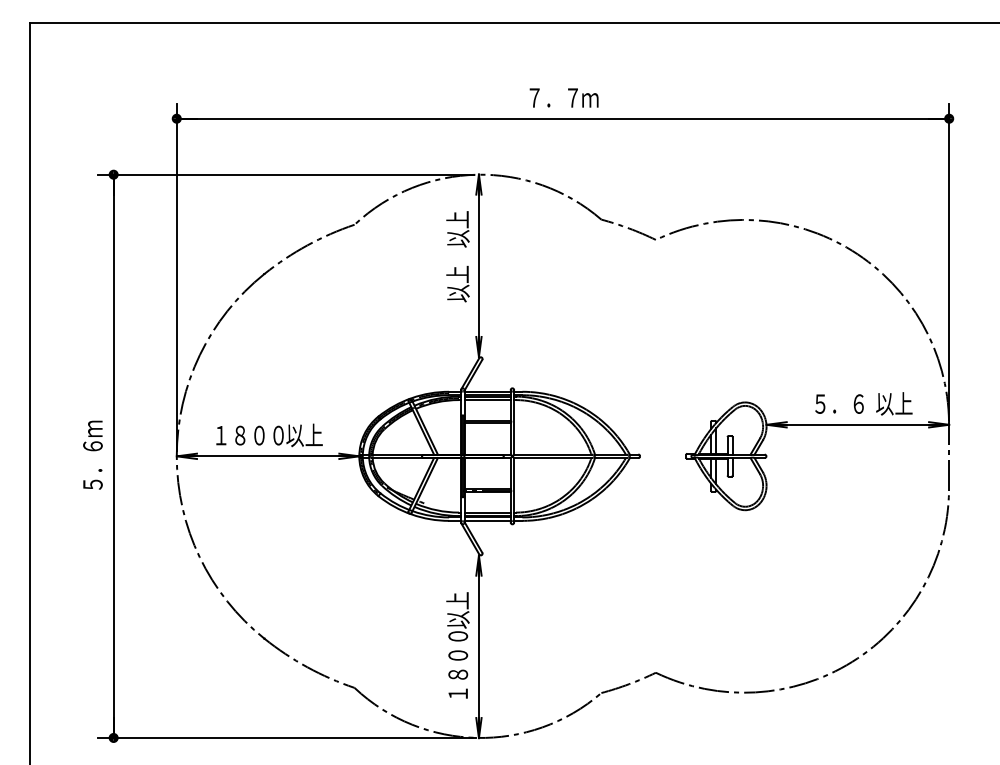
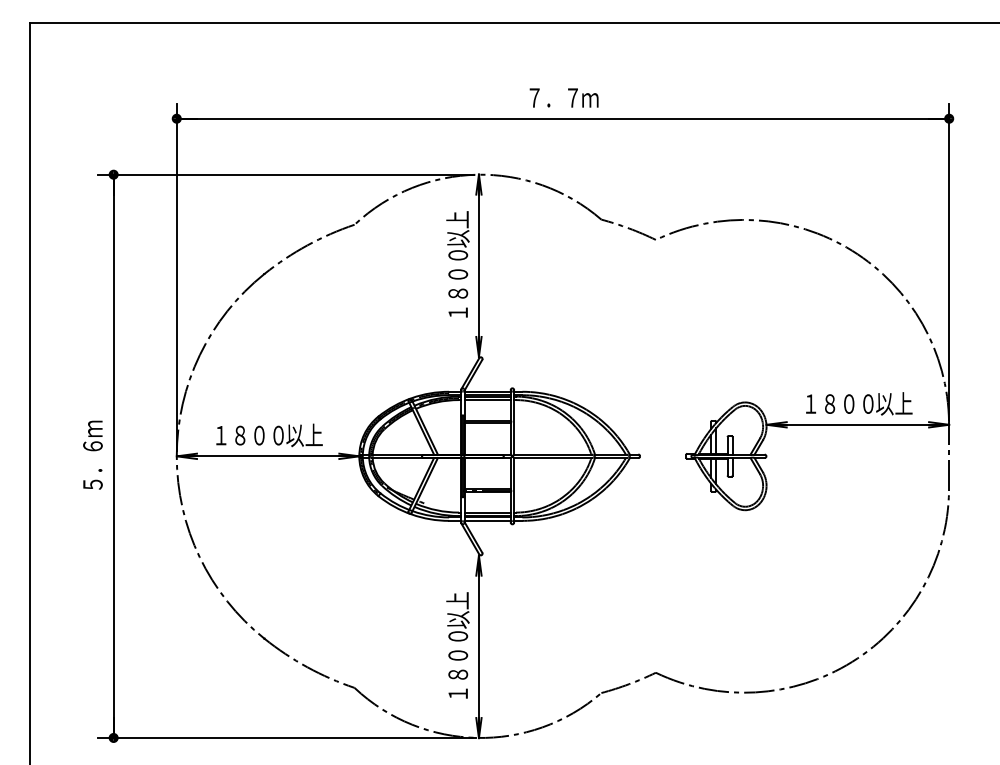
text: 以上 -> １８００ (457, 283)
text: ５．６ -> １８００ (839, 403)
